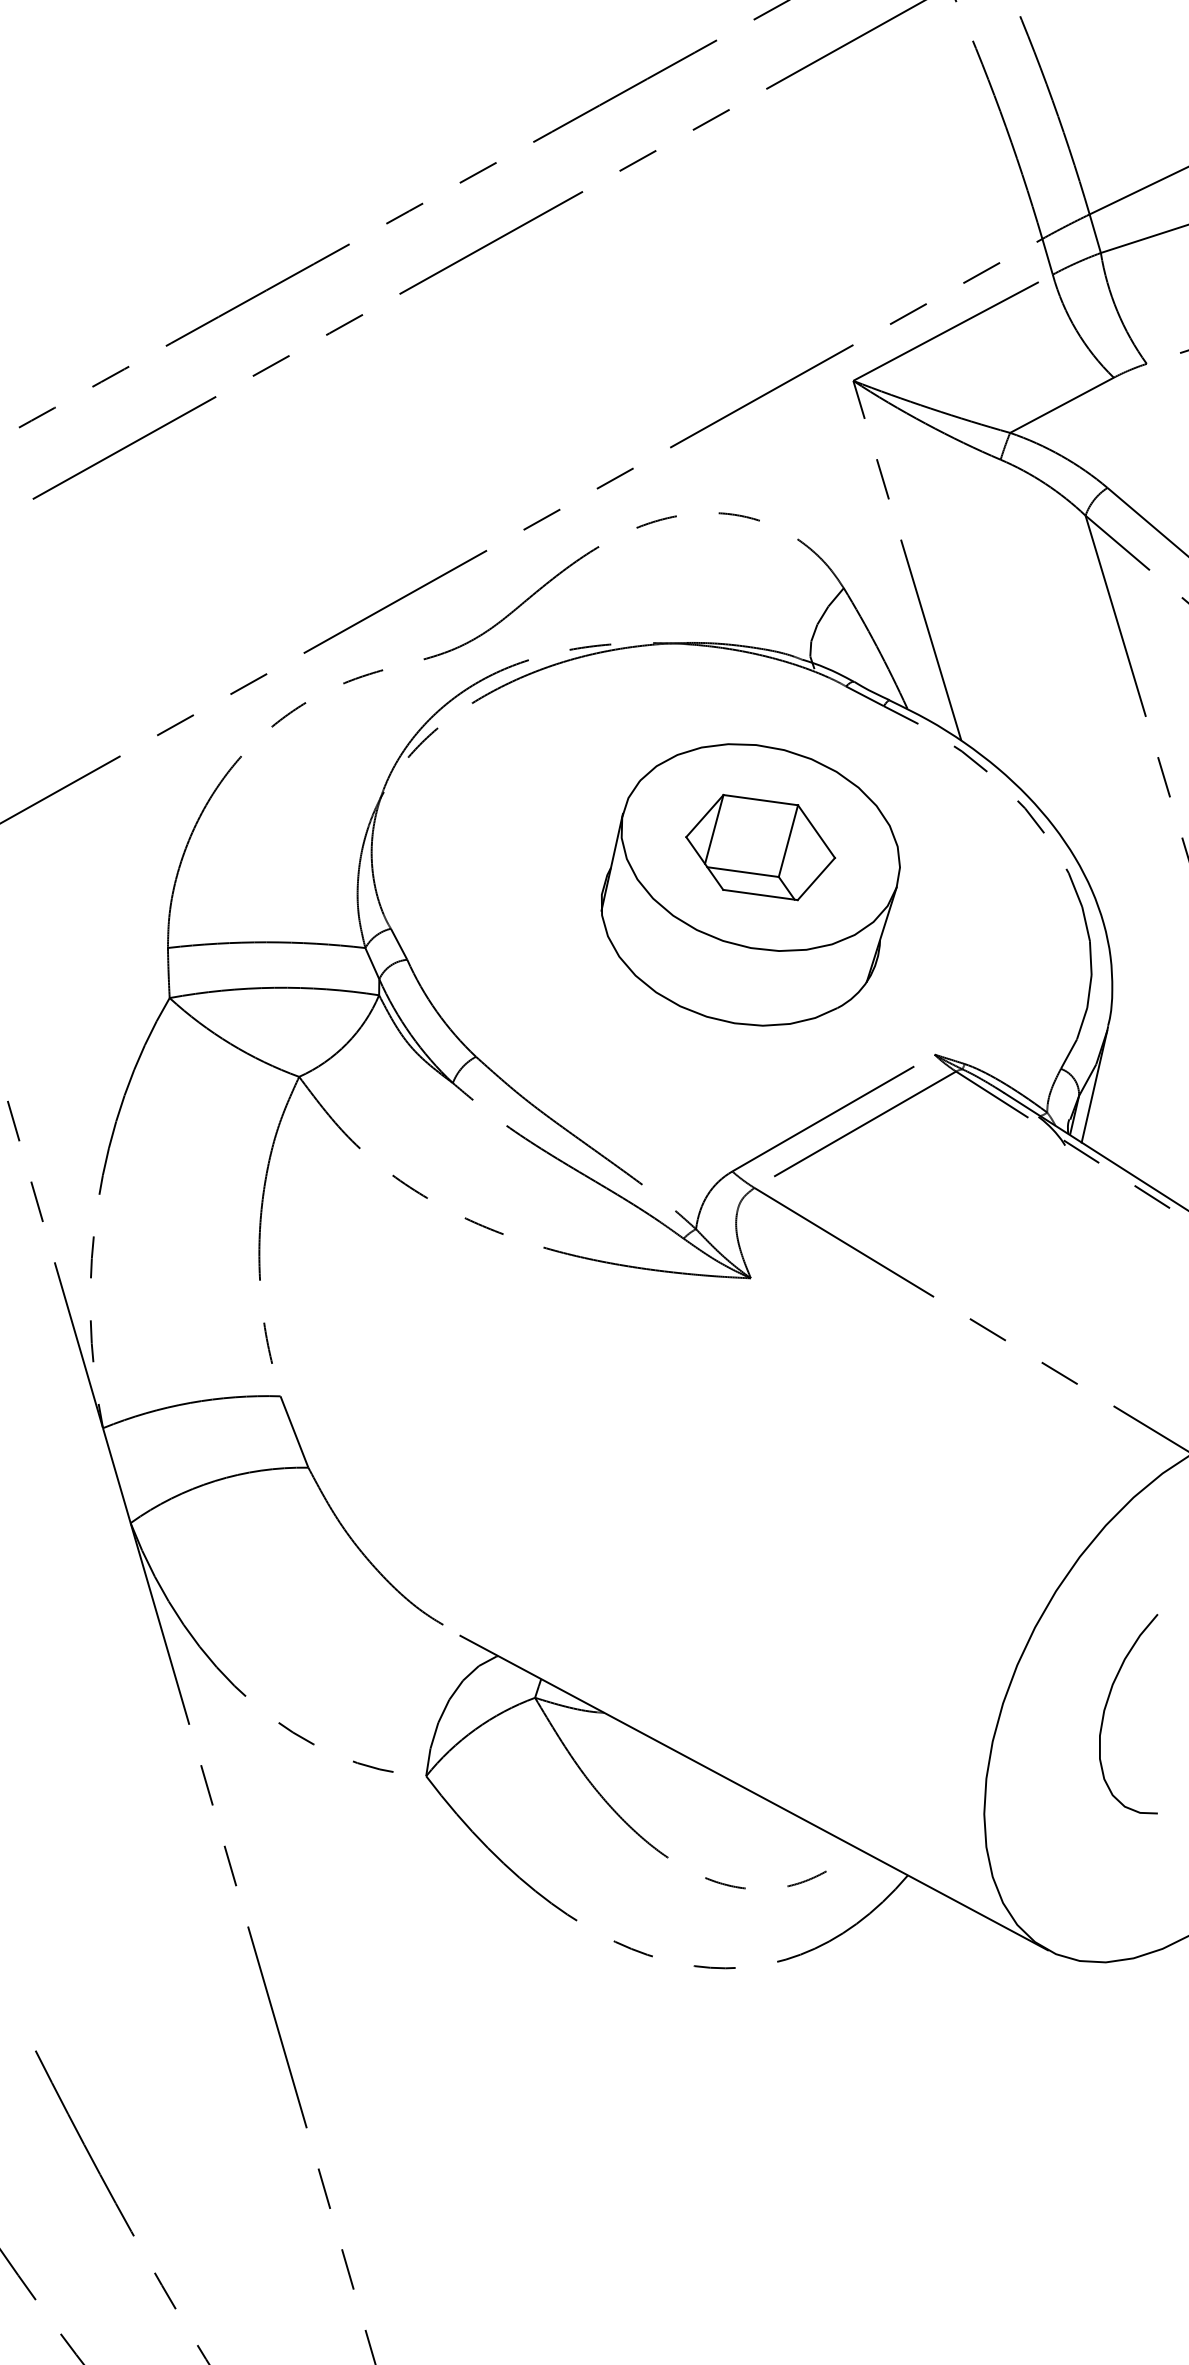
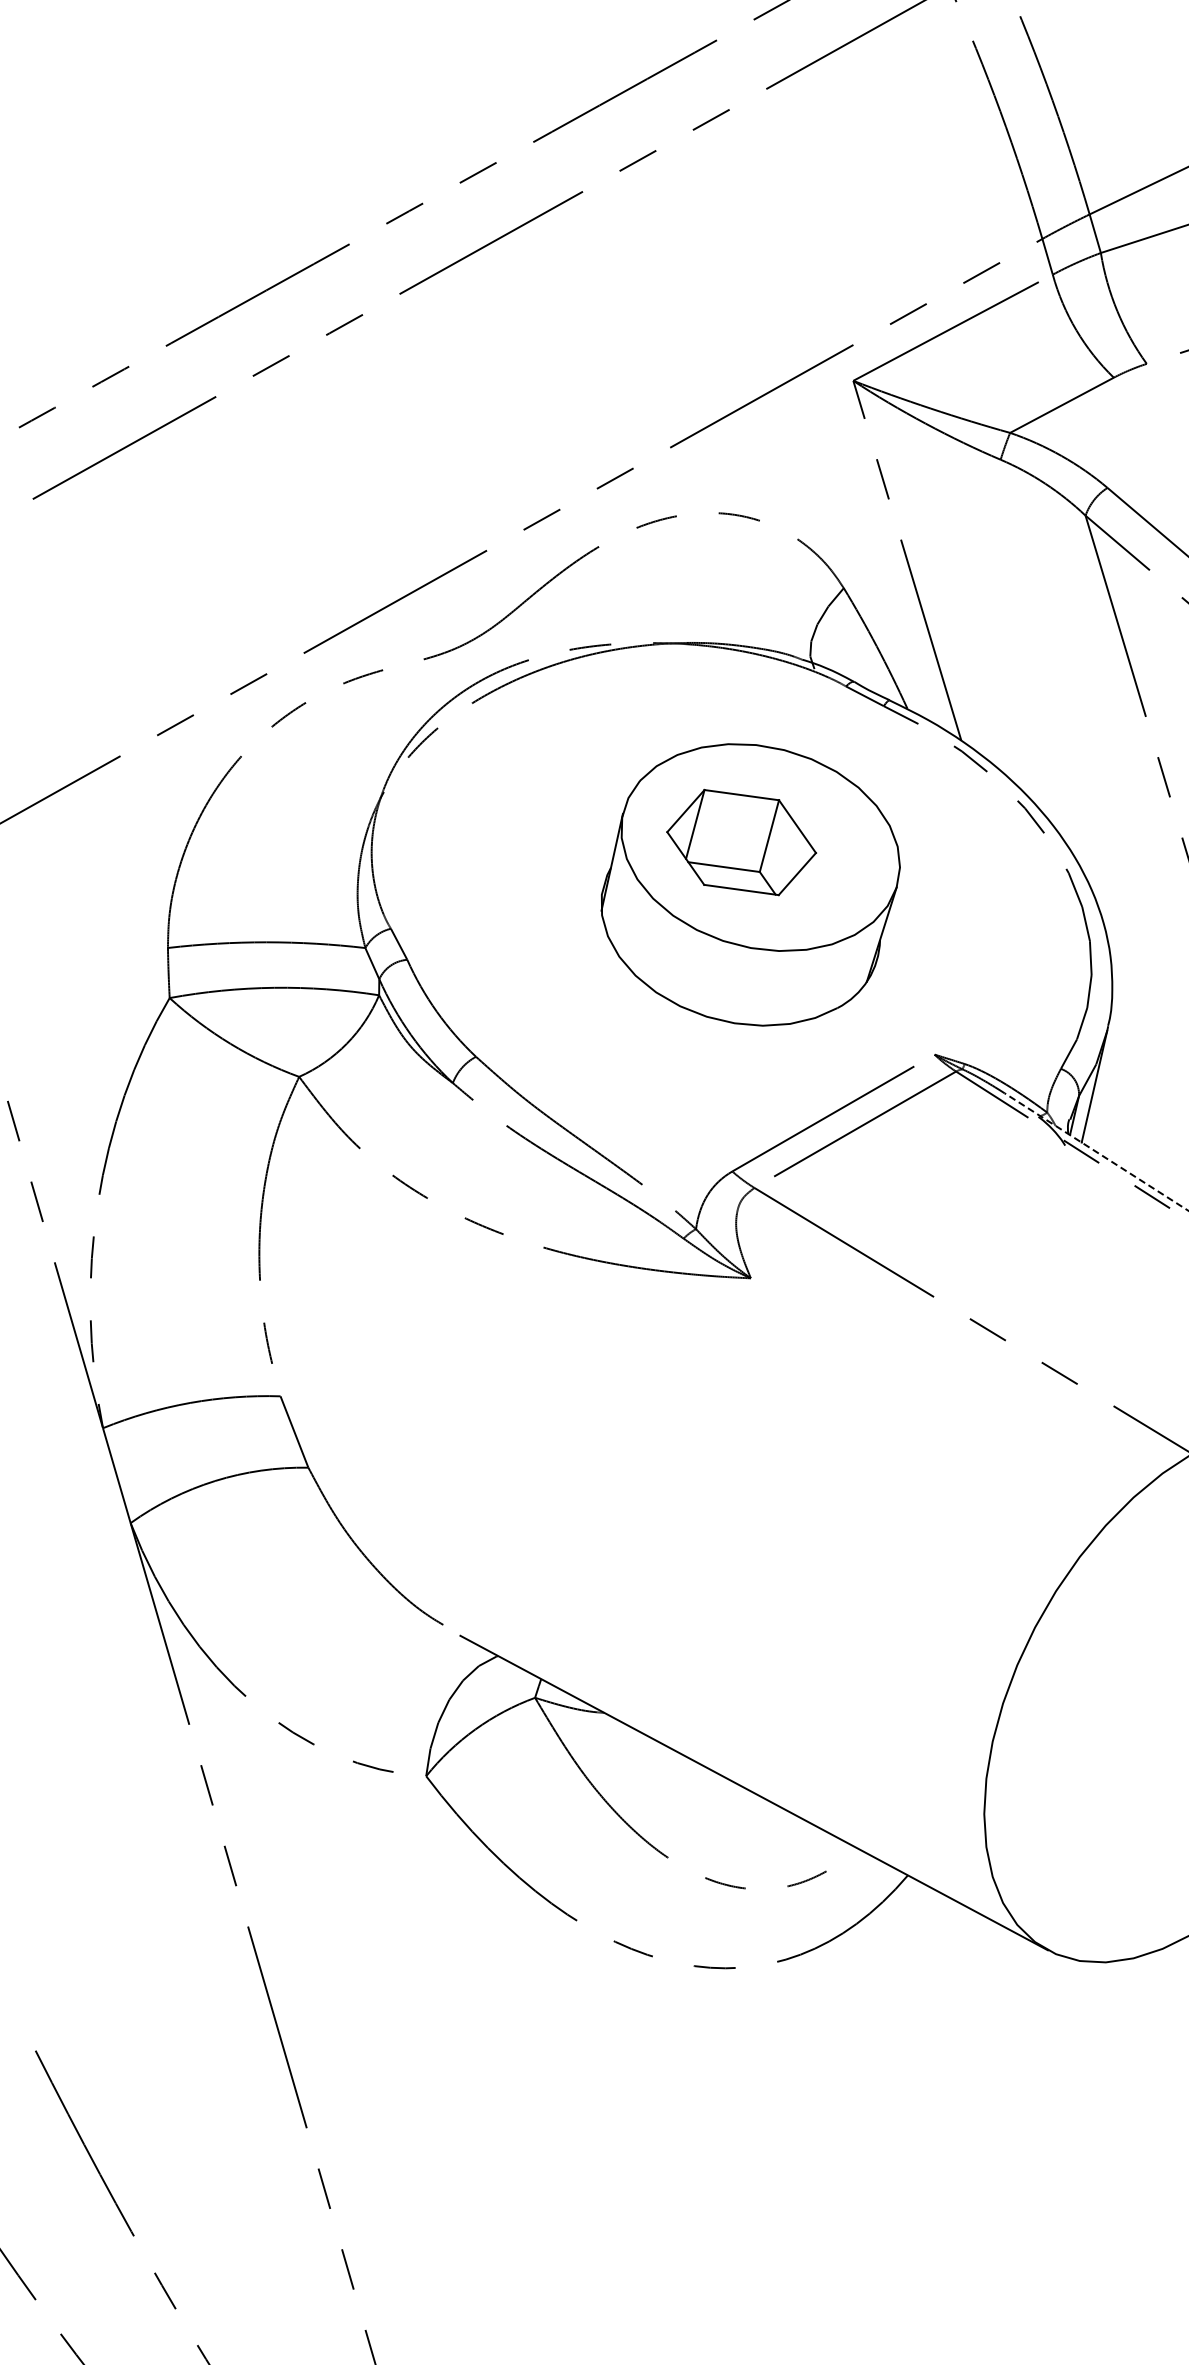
part position: (760, 847) -> (741, 842) (741, 842)
line: solid -> dashed (1096, 1151)
curve: present -> none (1106, 1707)
